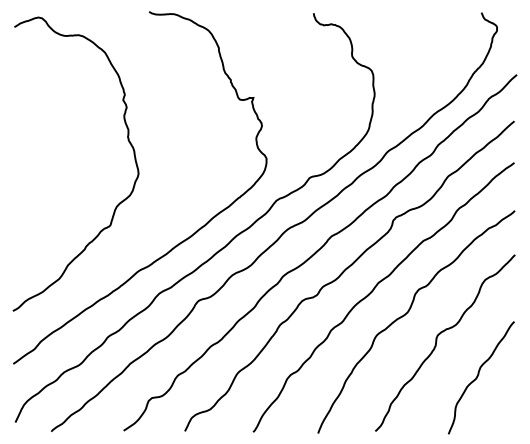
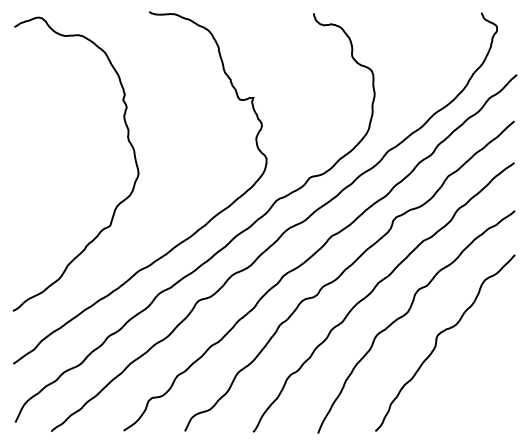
curve: present -> none (478, 376)
